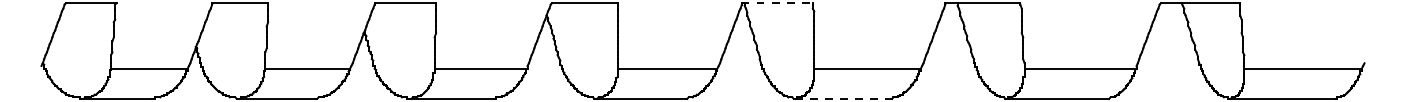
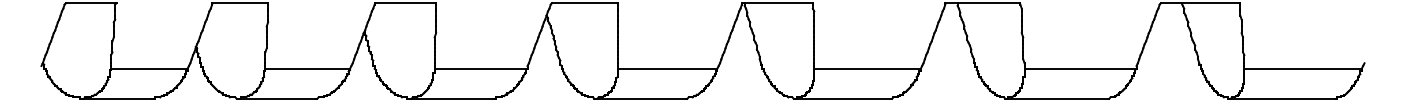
line: dashed -> solid (777, 3)
line: dashed -> solid (842, 98)
